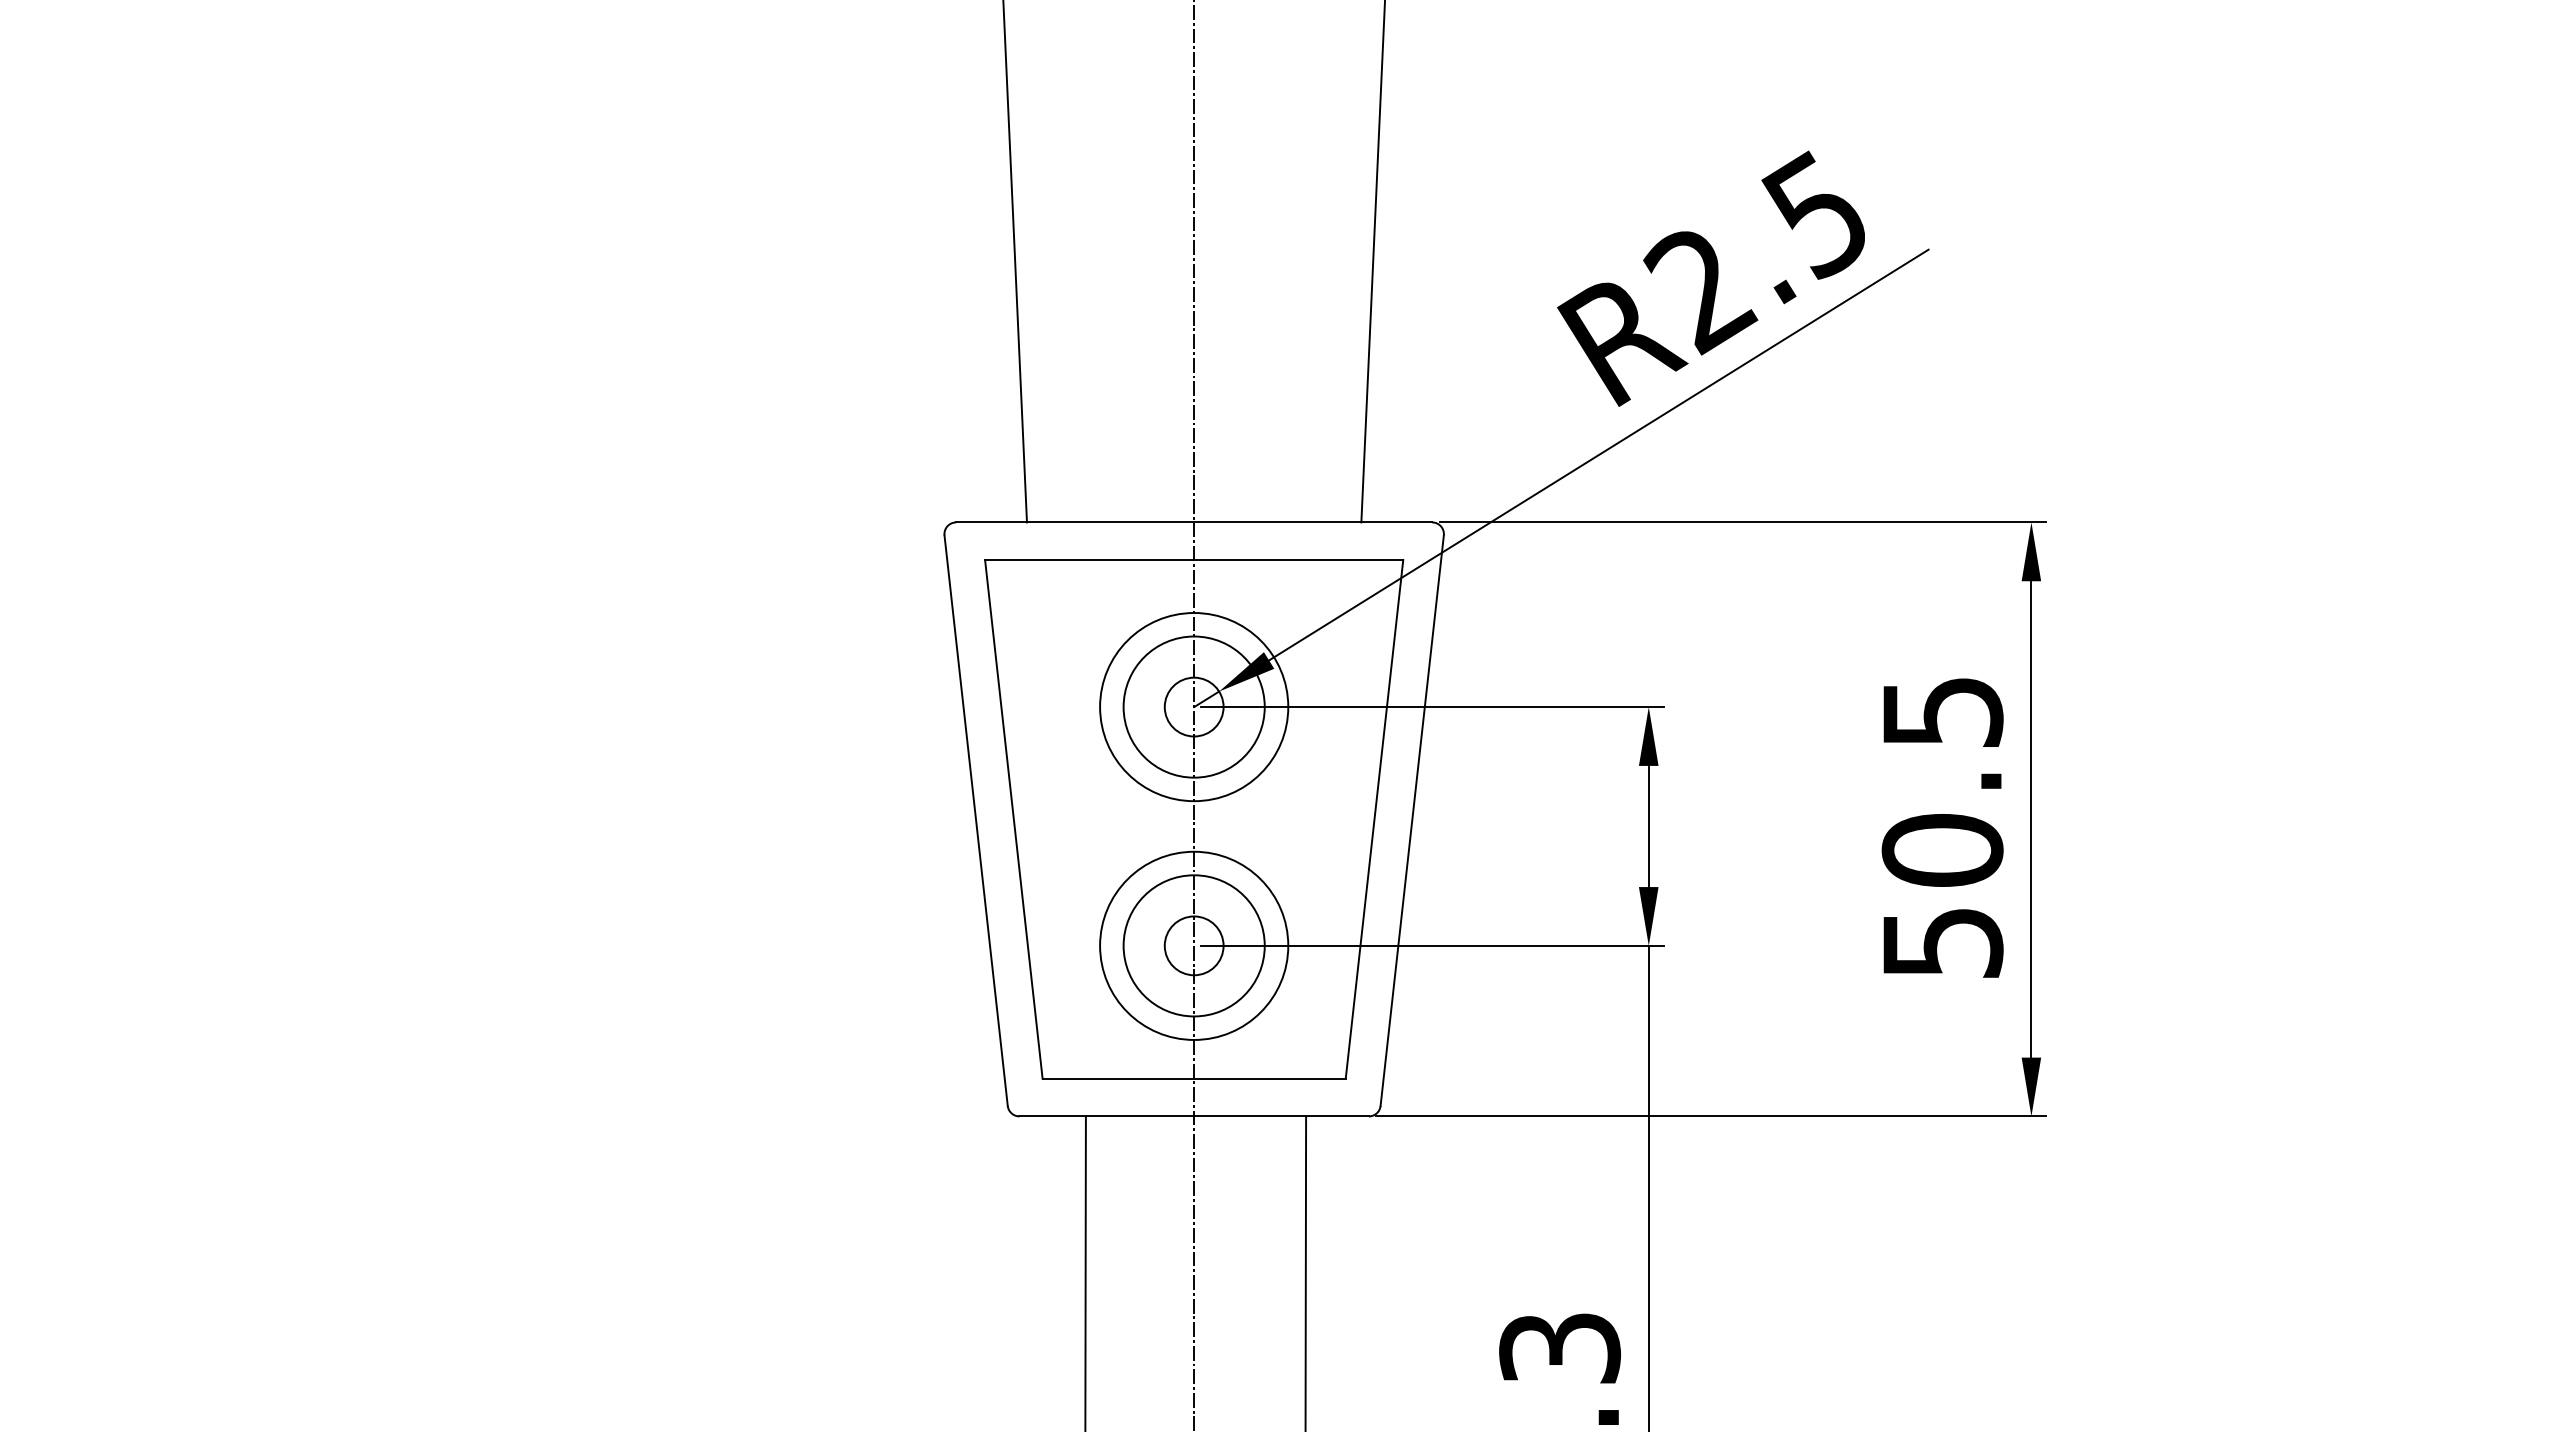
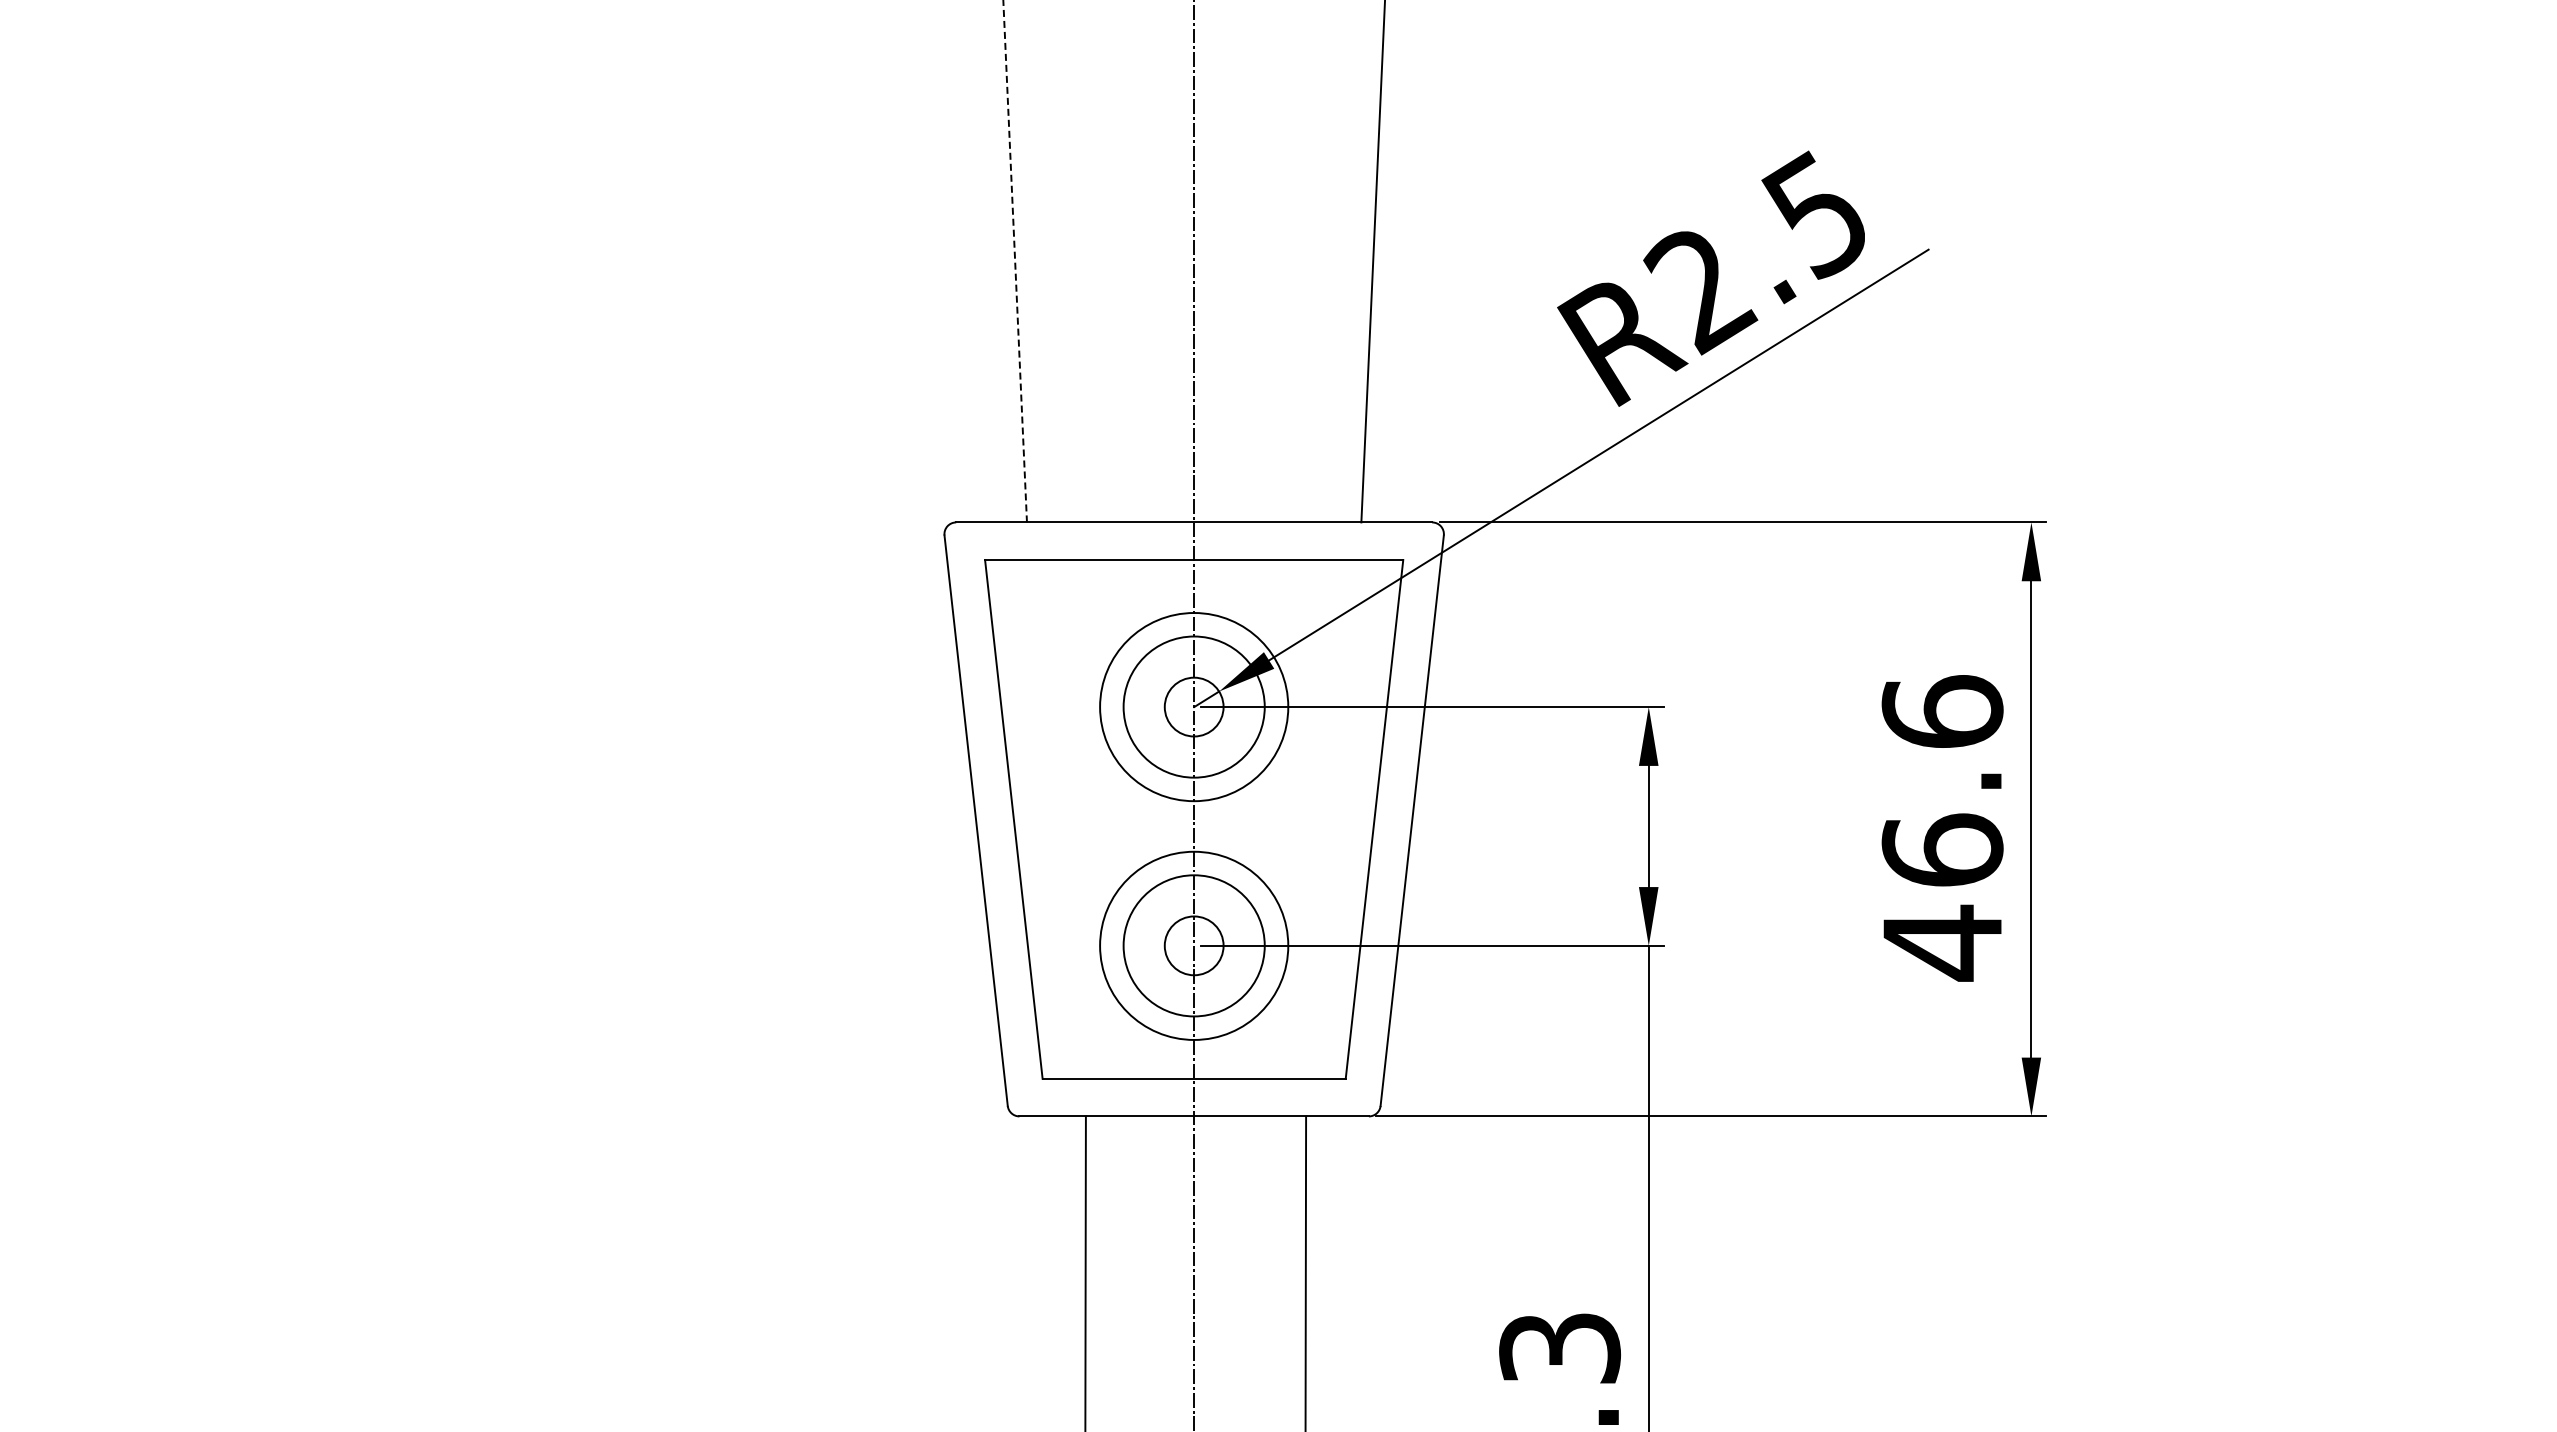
line: solid -> dashed (1015, 260)
text: 50.5 -> 46.6 (1942, 828)
